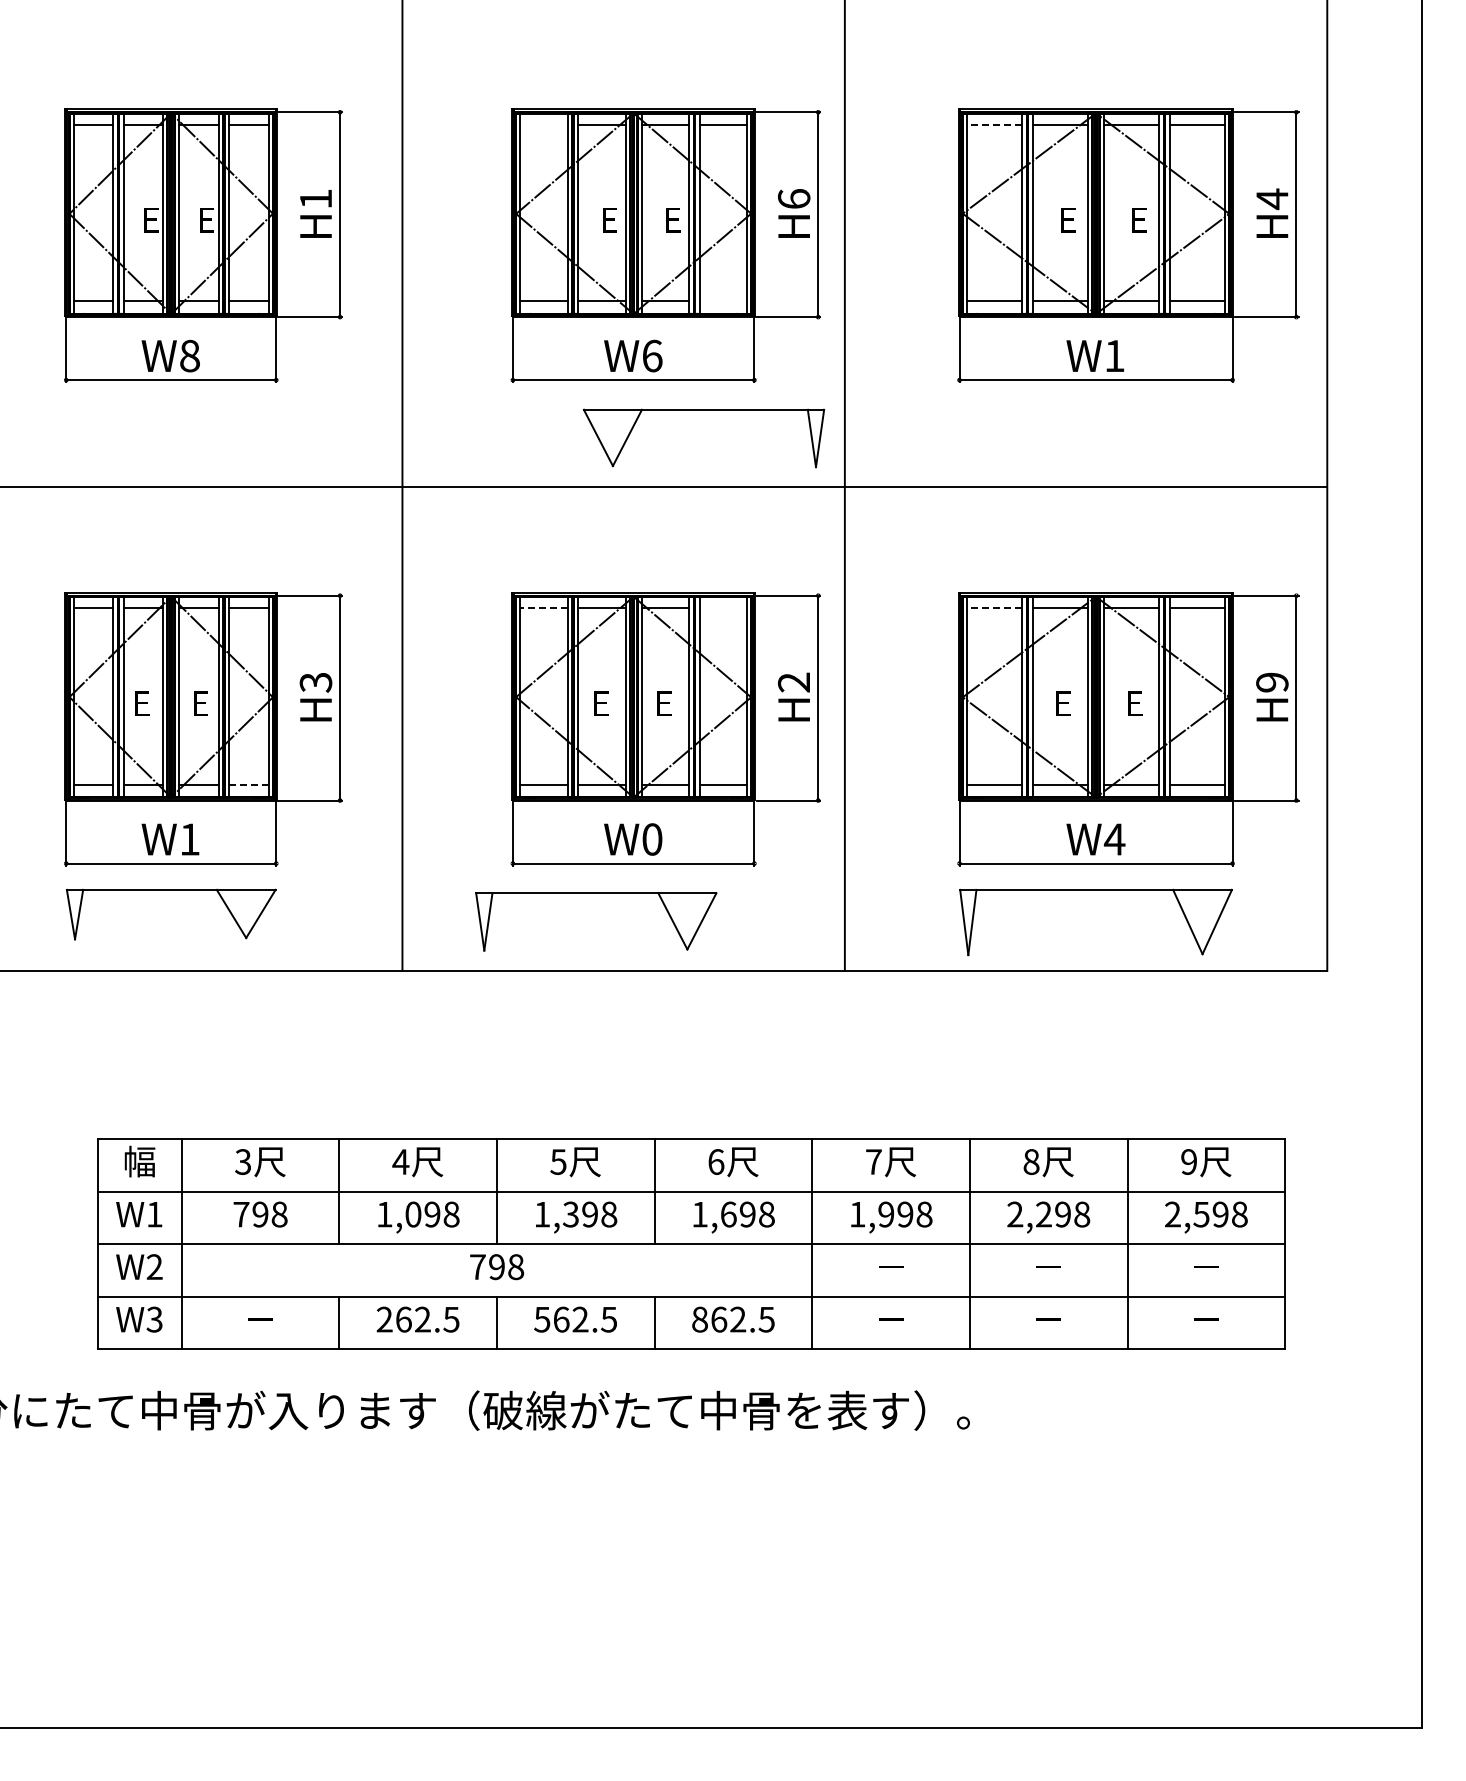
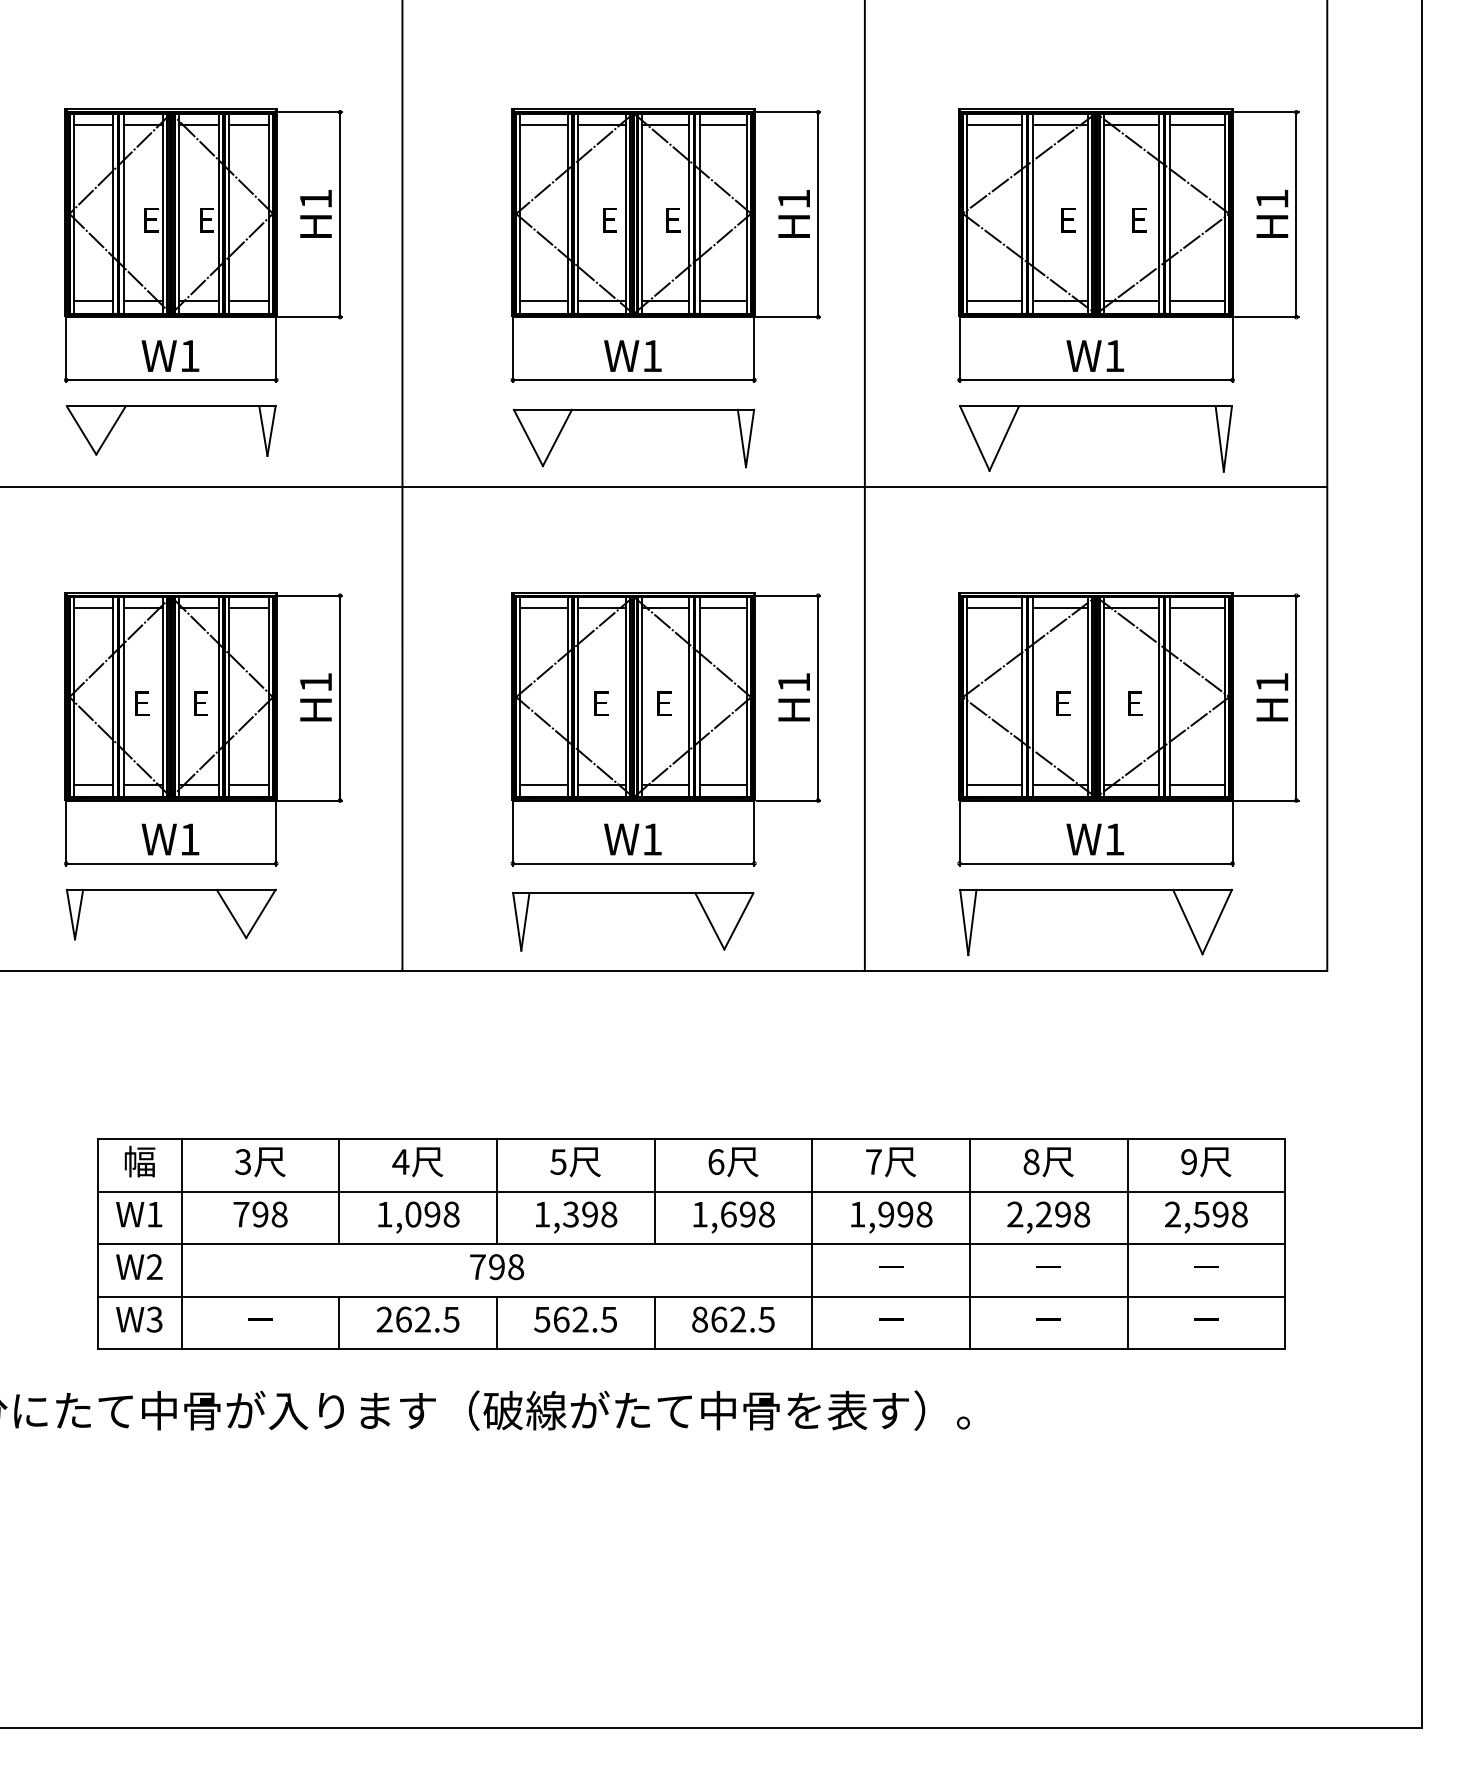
line: none -> present (543, 124)
line: dashed -> solid (994, 124)
text: H6 -> H1 (794, 198)
text: H4 -> H1 (1272, 199)
line: none -> present (723, 301)
text: W8 -> W1 (189, 355)
text: W6 -> W1 (652, 355)
part: none -> present (170, 406)
part: none -> present (1095, 406)
part position: (703, 410) -> (633, 410) (633, 410)
line position: (844, 486) -> (864, 486) (864, 486)
line: dashed -> solid (544, 608)
line: none -> present (723, 608)
line: dashed -> solid (994, 608)
text: H3 -> H1 (315, 682)
text: H2 -> H1 (793, 682)
text: H9 -> H1 (1272, 682)
line: dashed -> solid (249, 784)
text: W0 -> W1 (652, 839)
text: W4 -> W1 (1114, 839)
part position: (596, 893) -> (633, 893) (633, 893)
